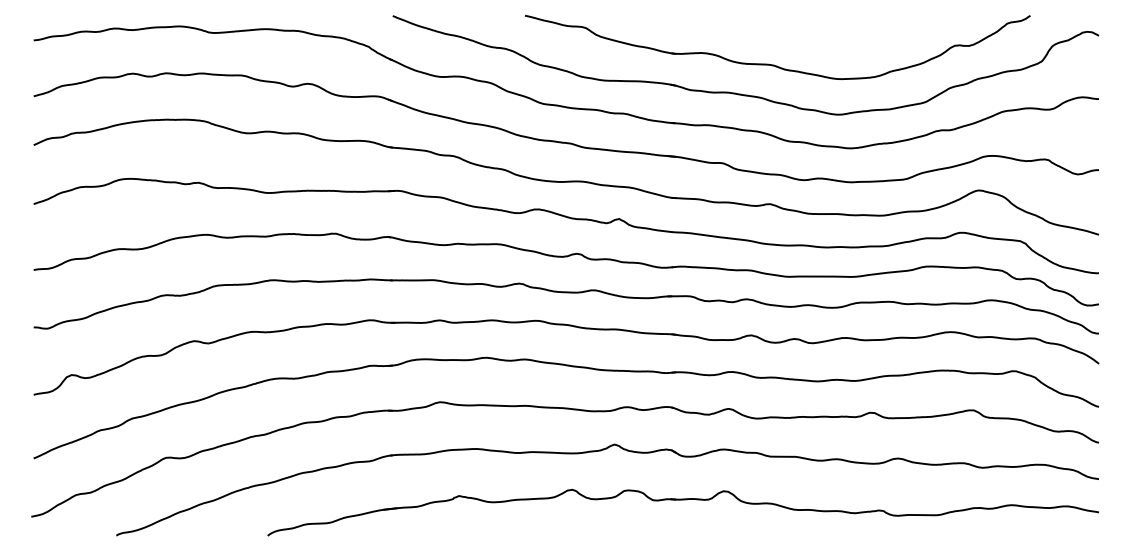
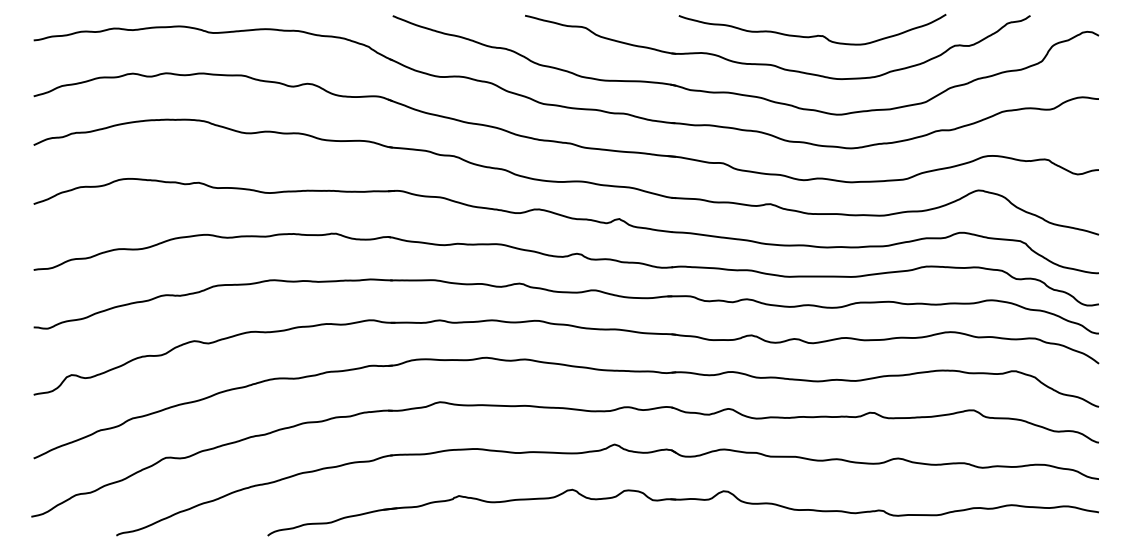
curve: none -> present (812, 35)
